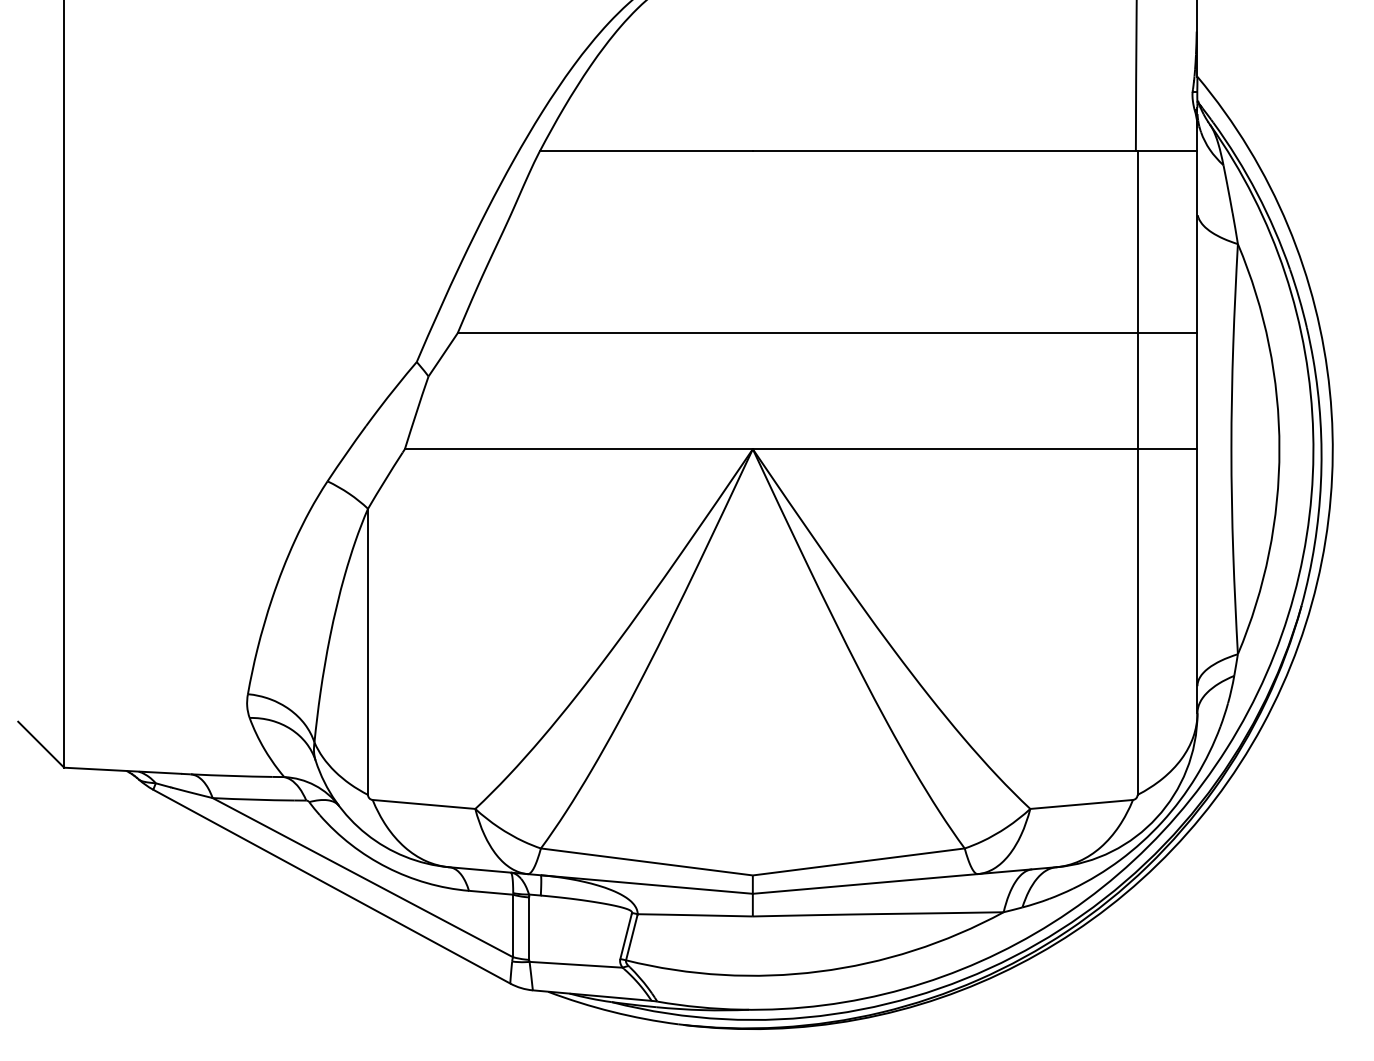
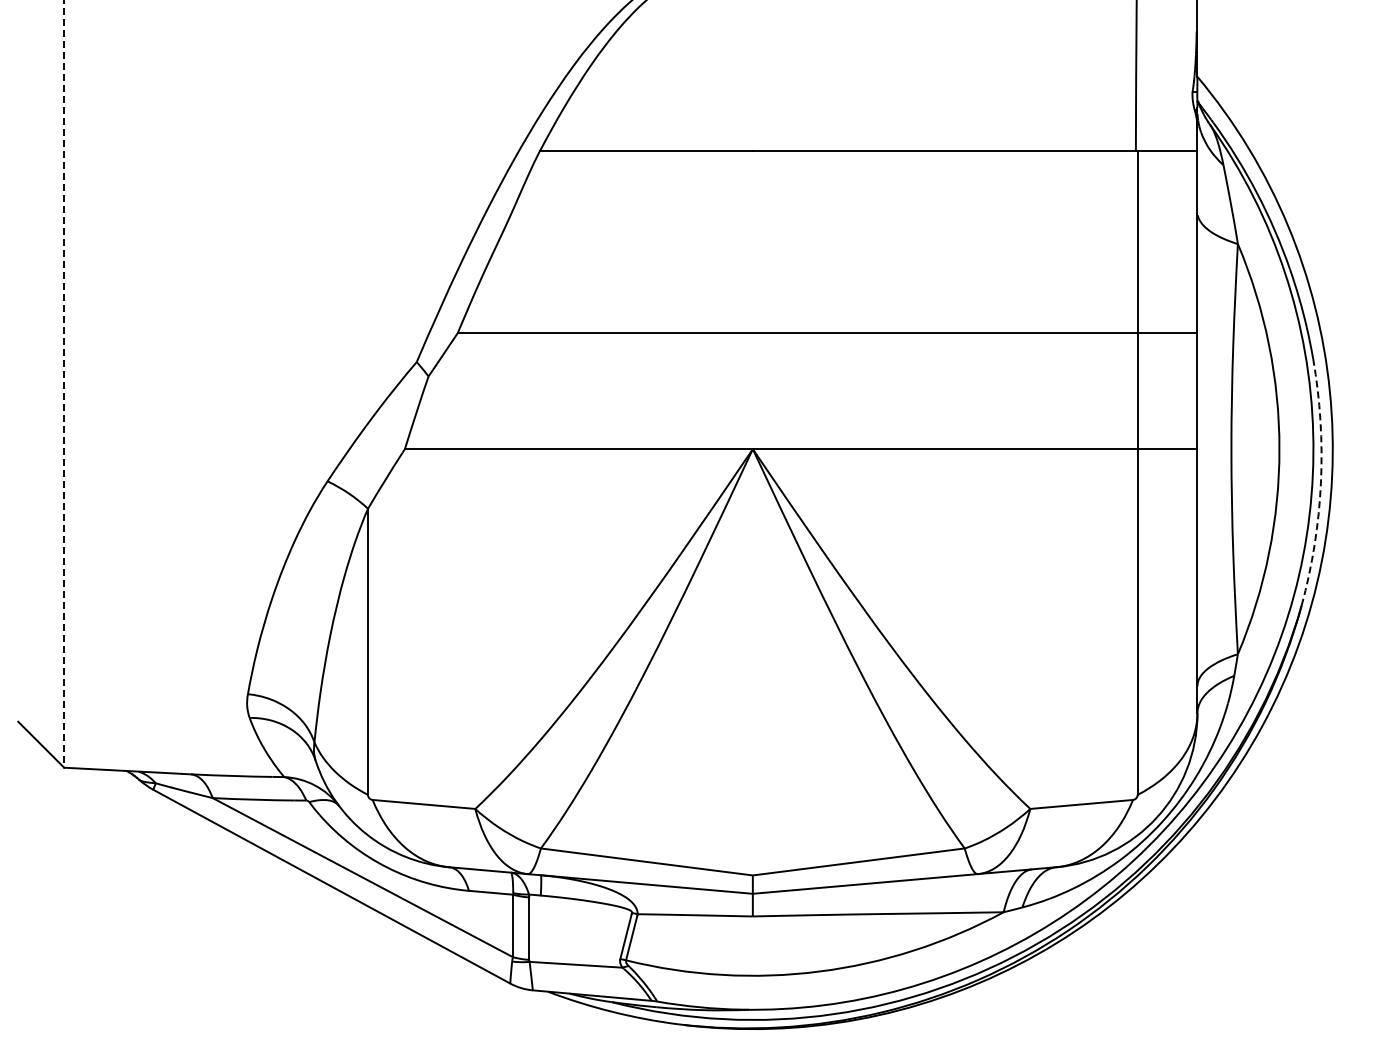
line: solid -> dashed (64, 384)
arc: solid -> dashed (1320, 482)
